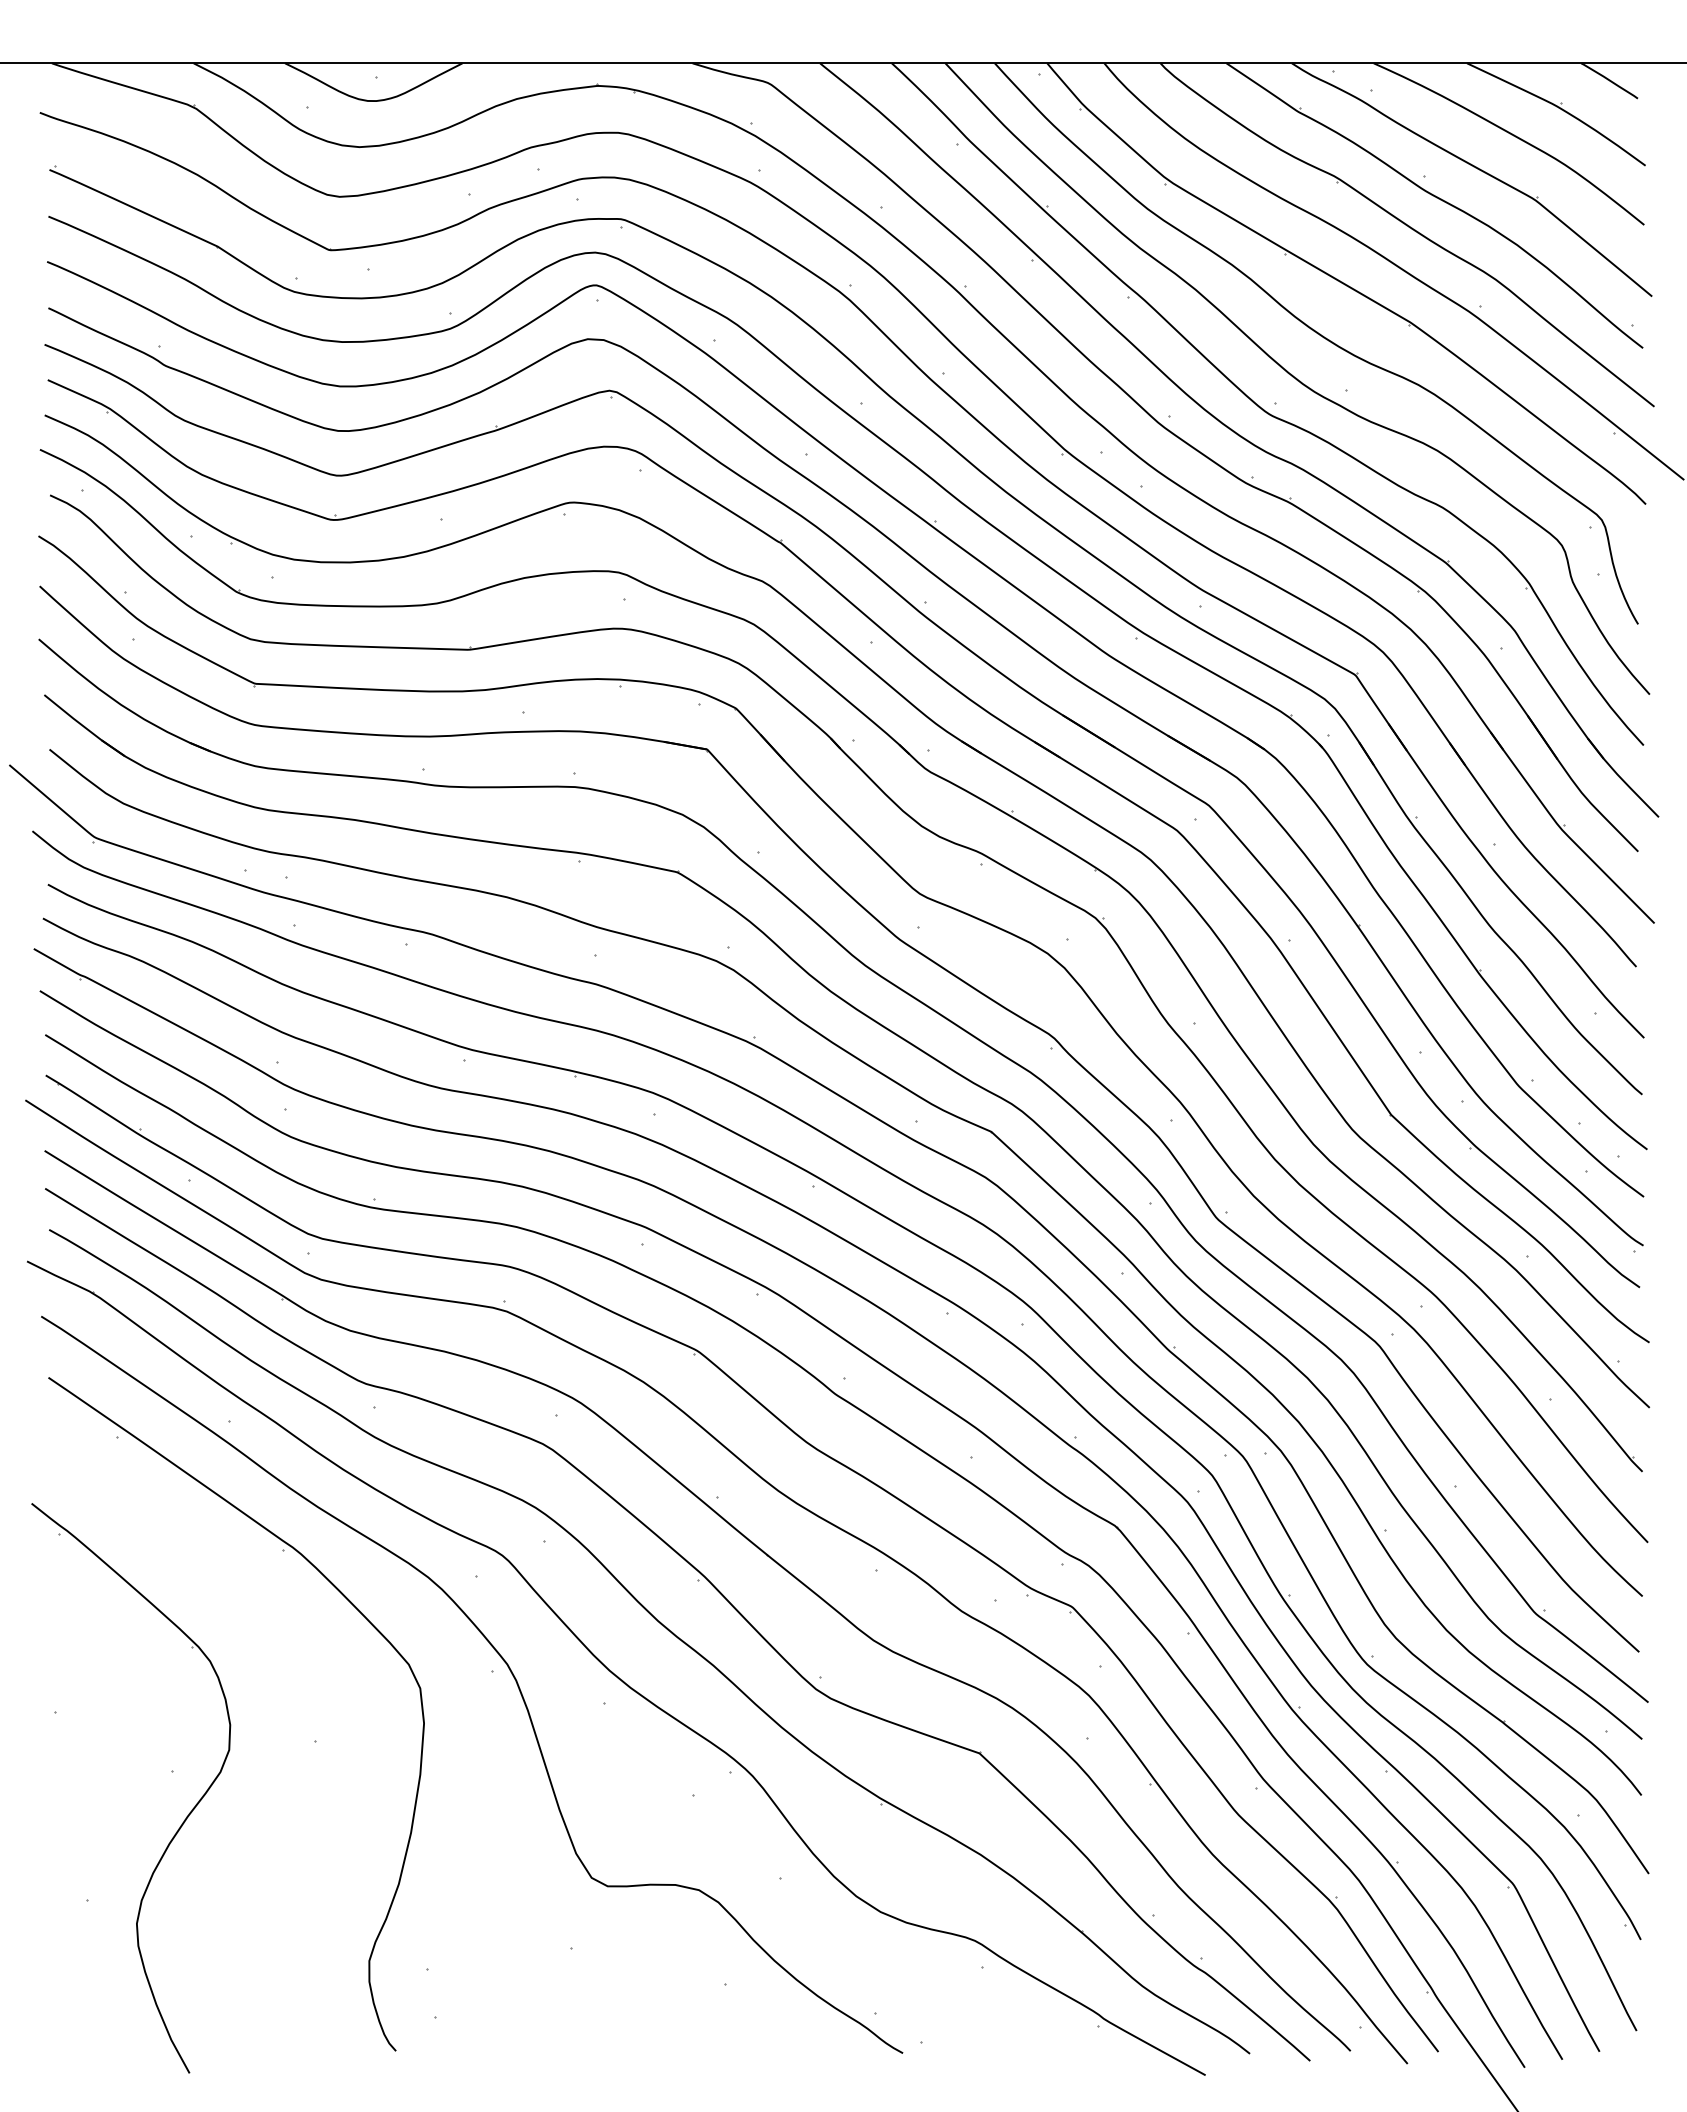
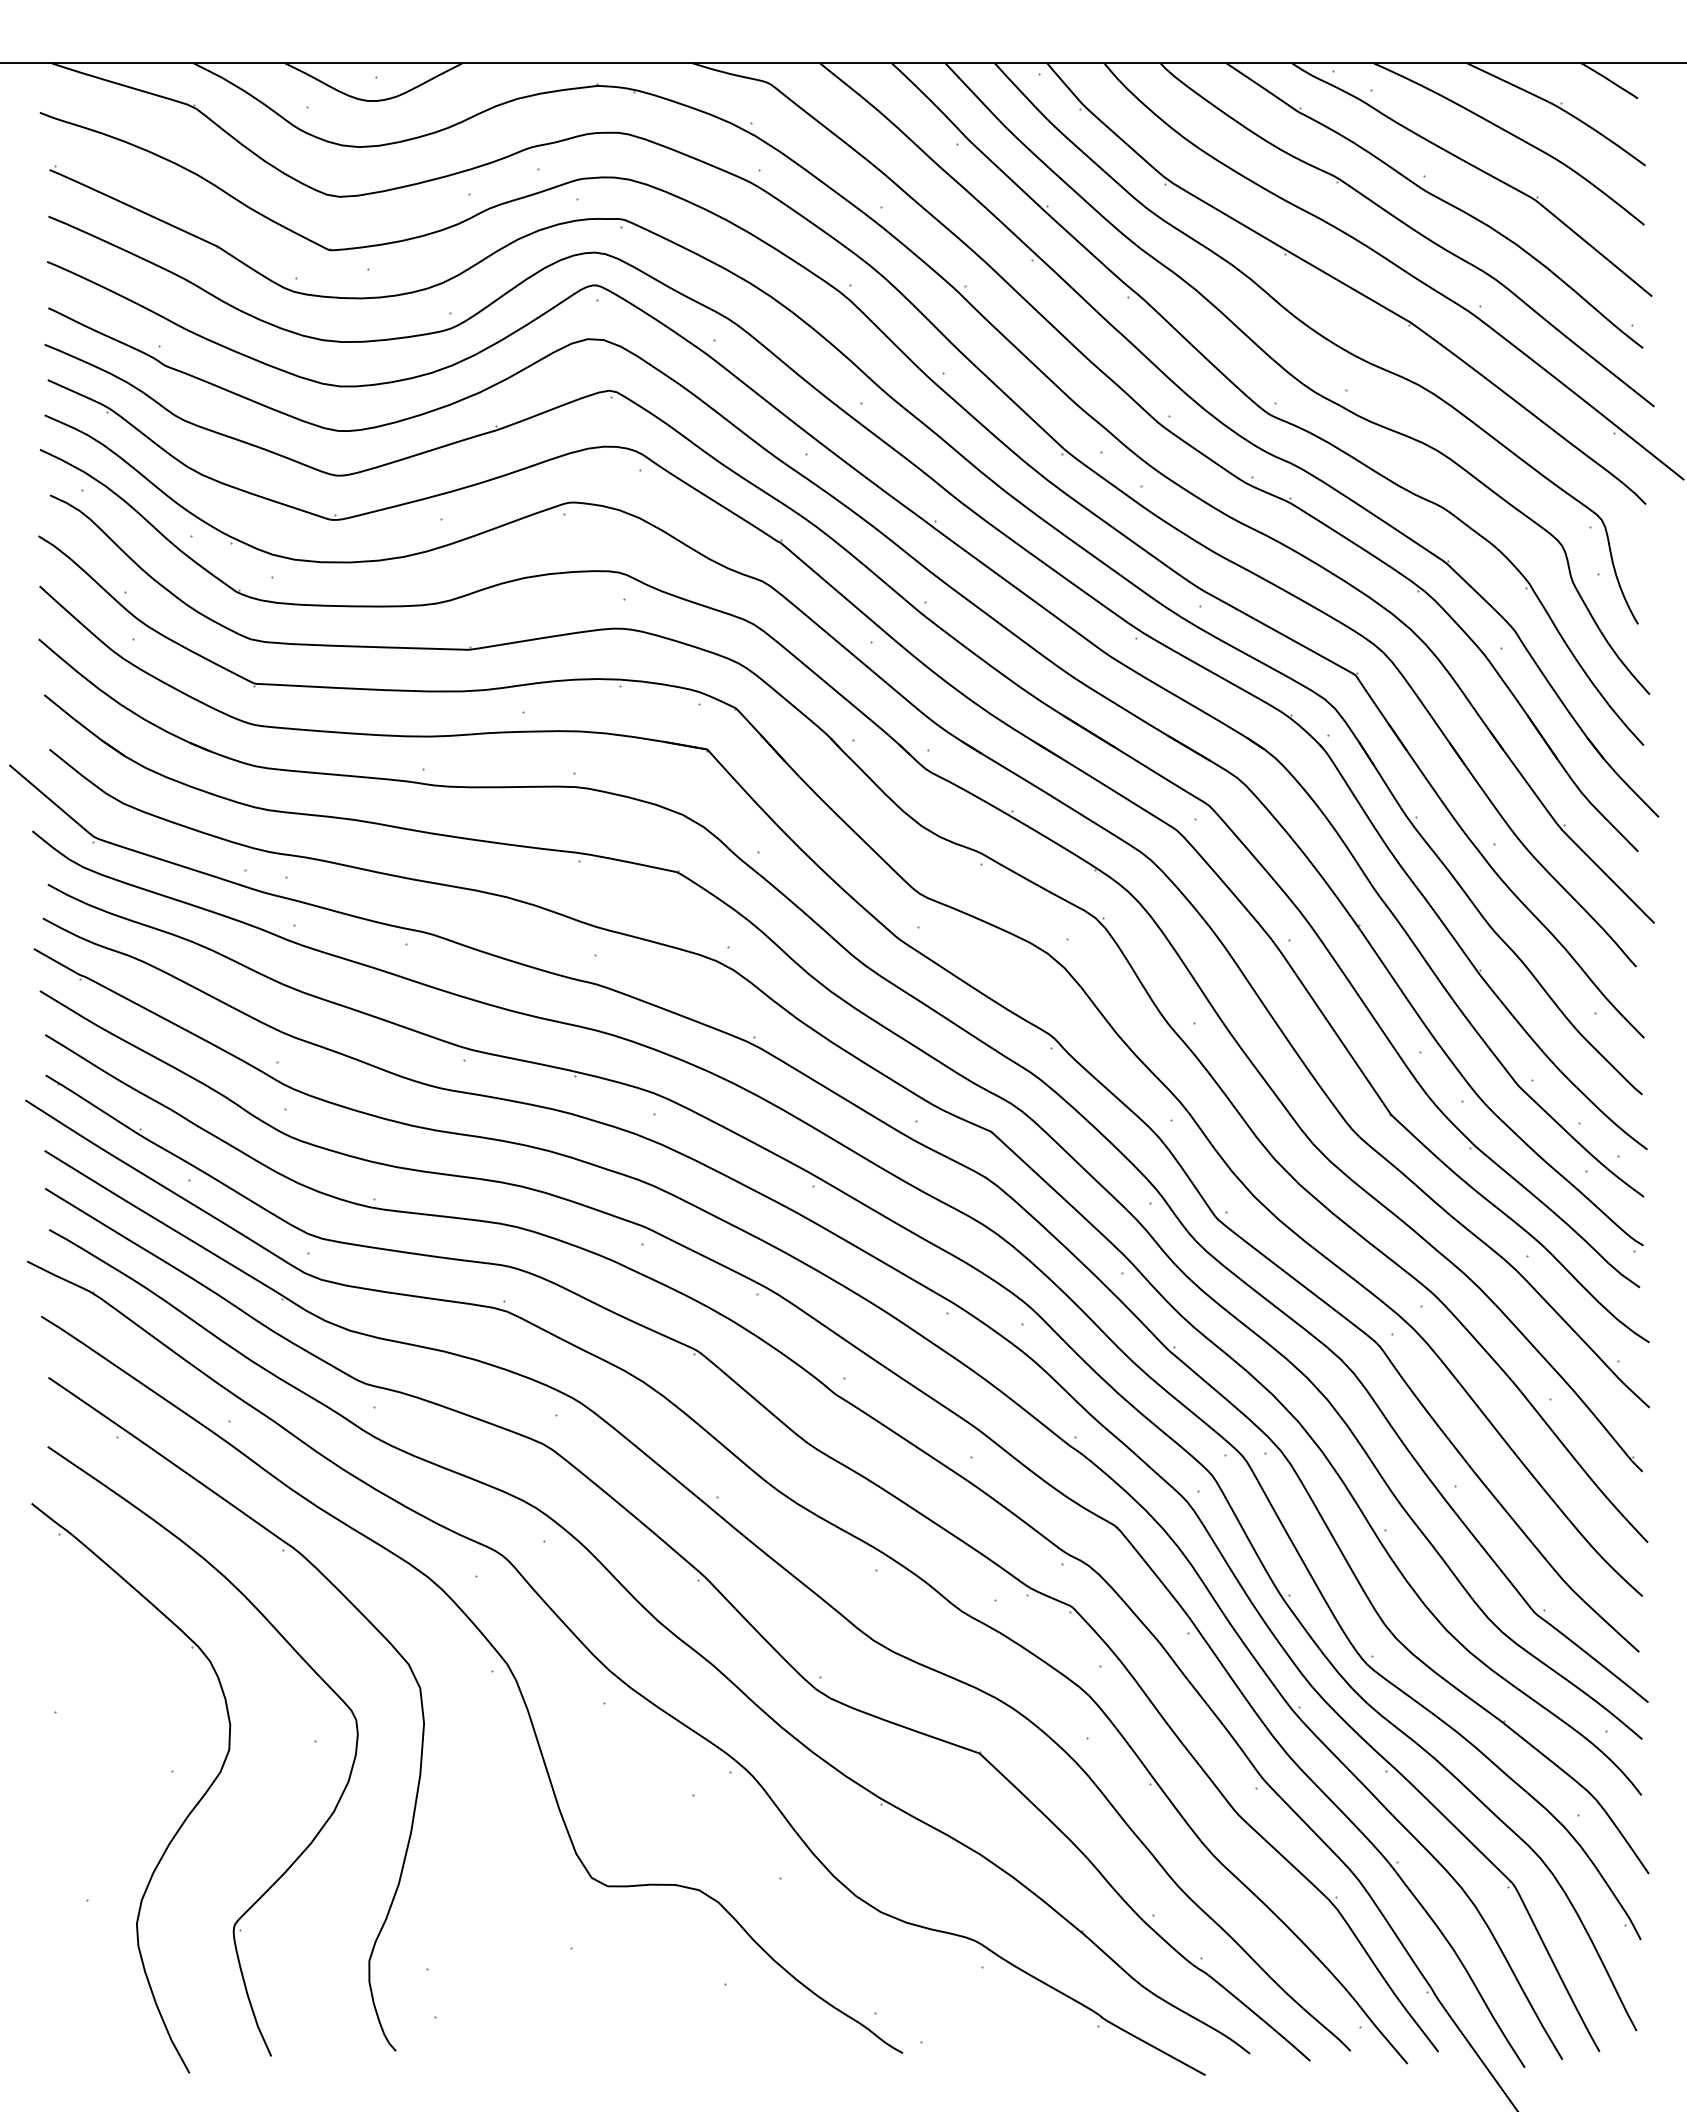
part: none -> present (306, 1664)
